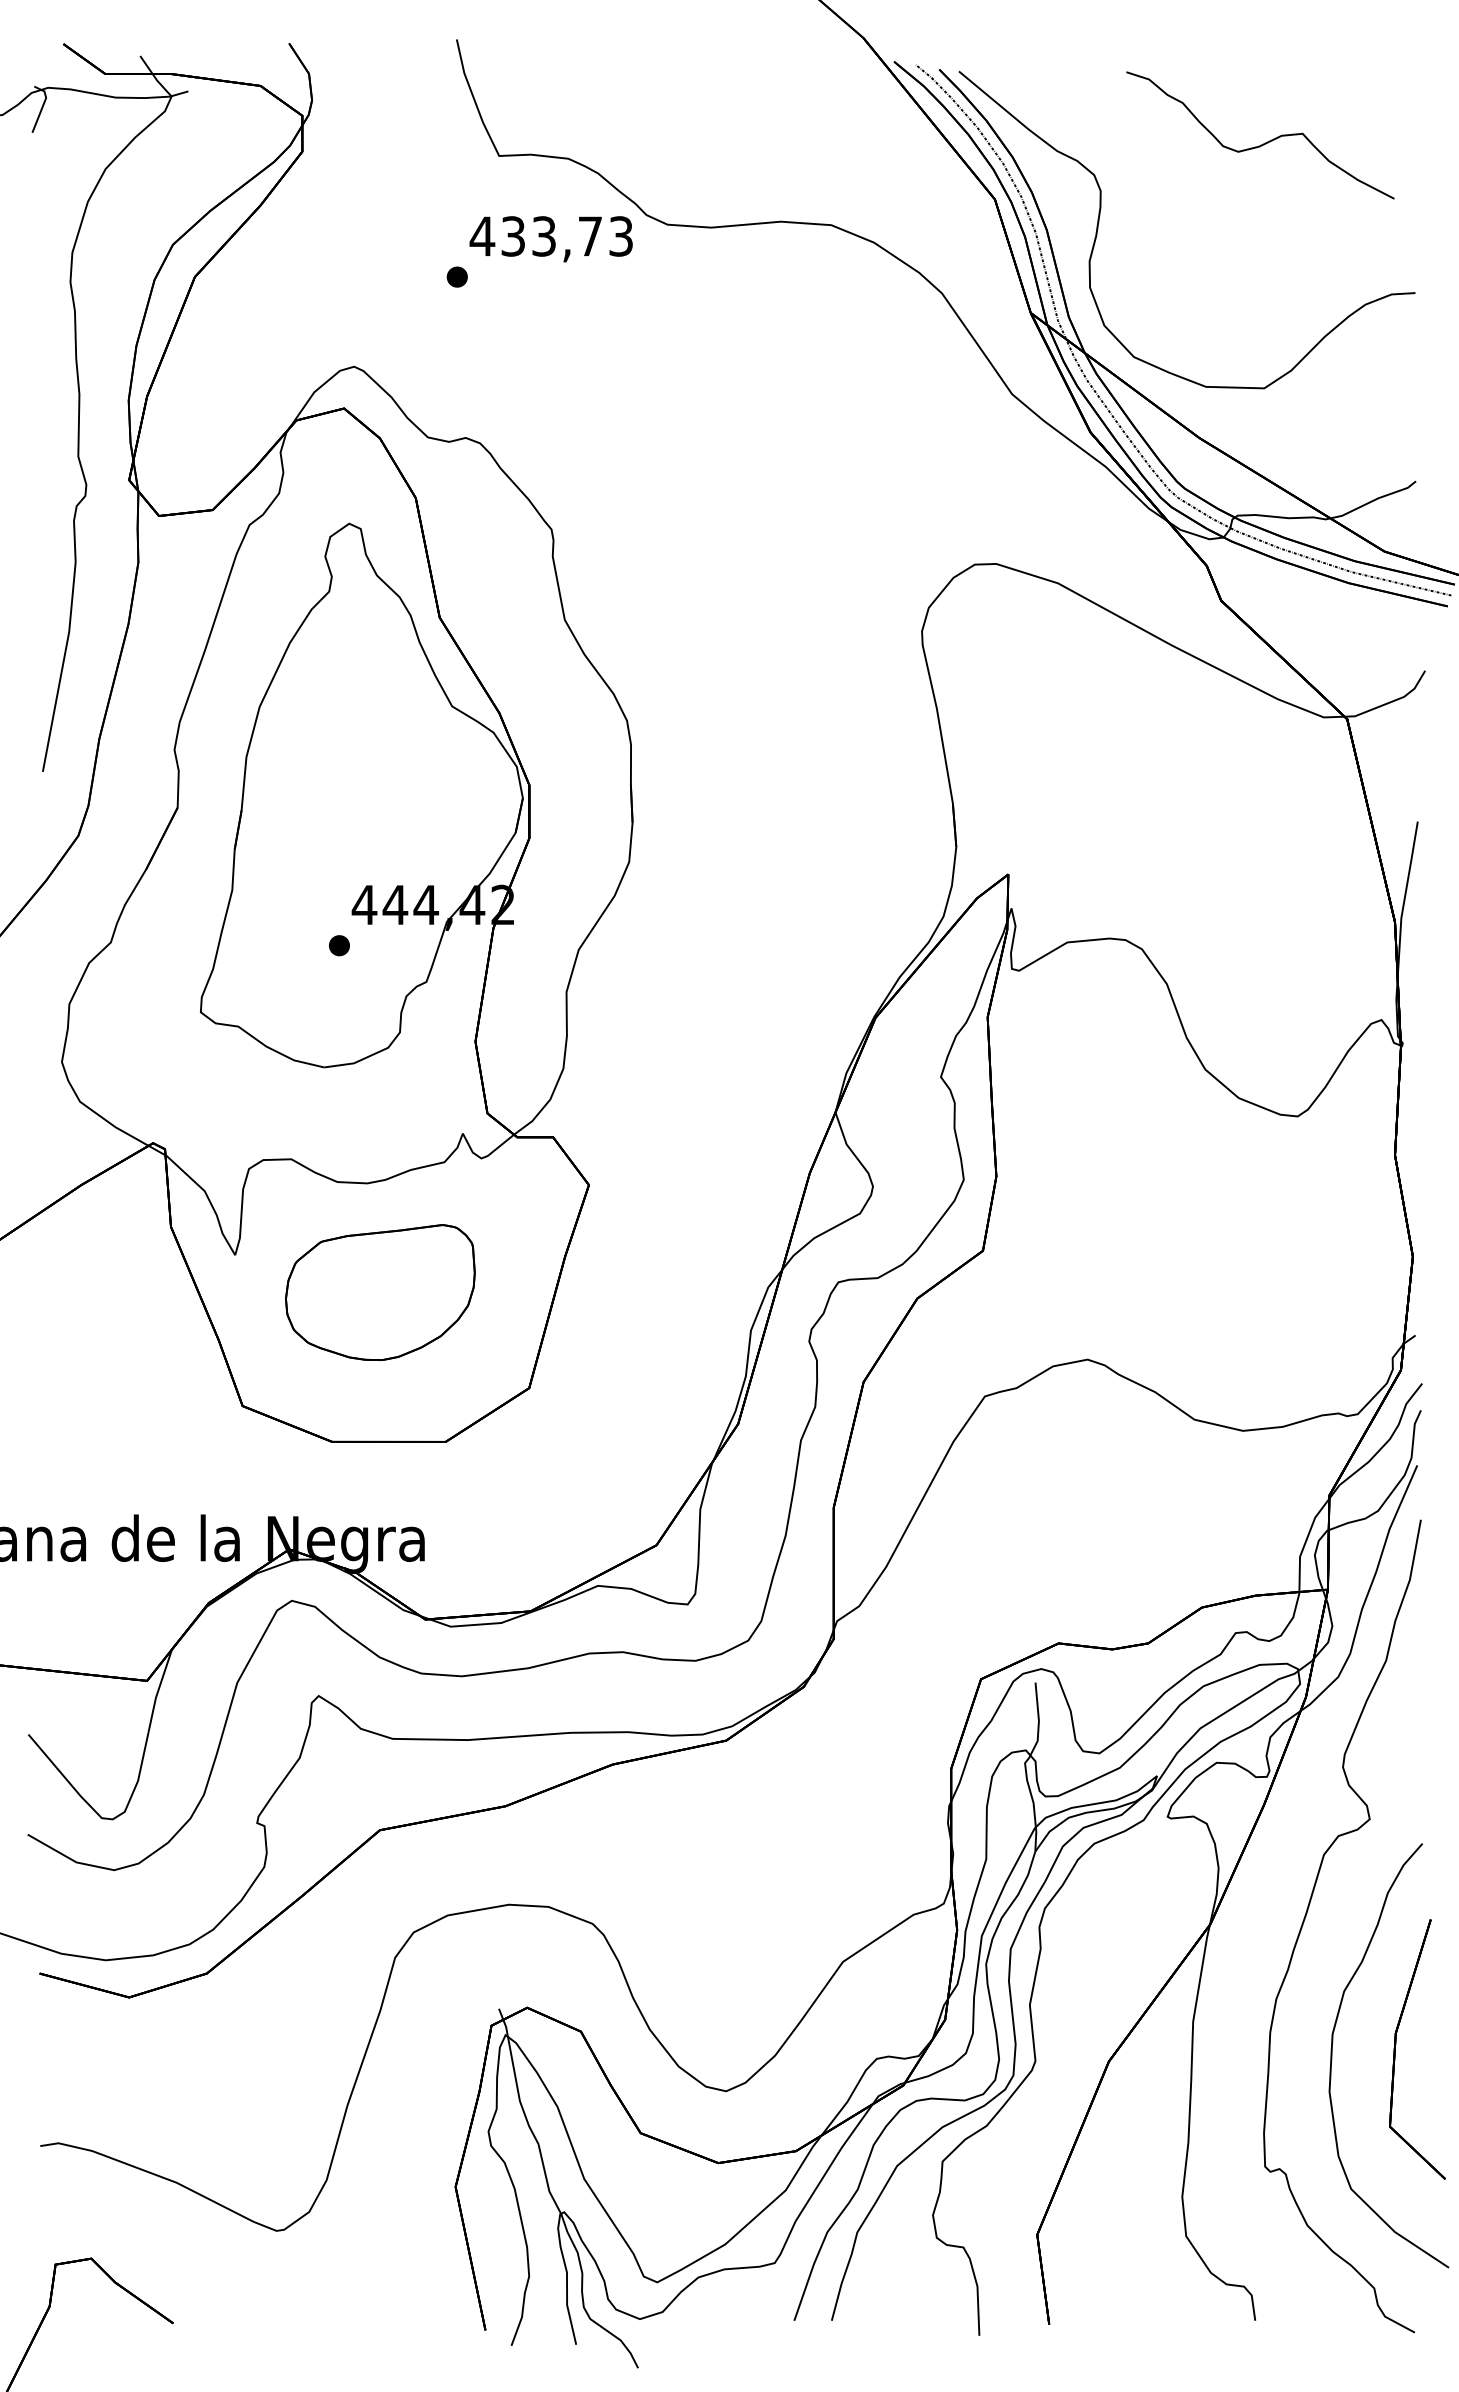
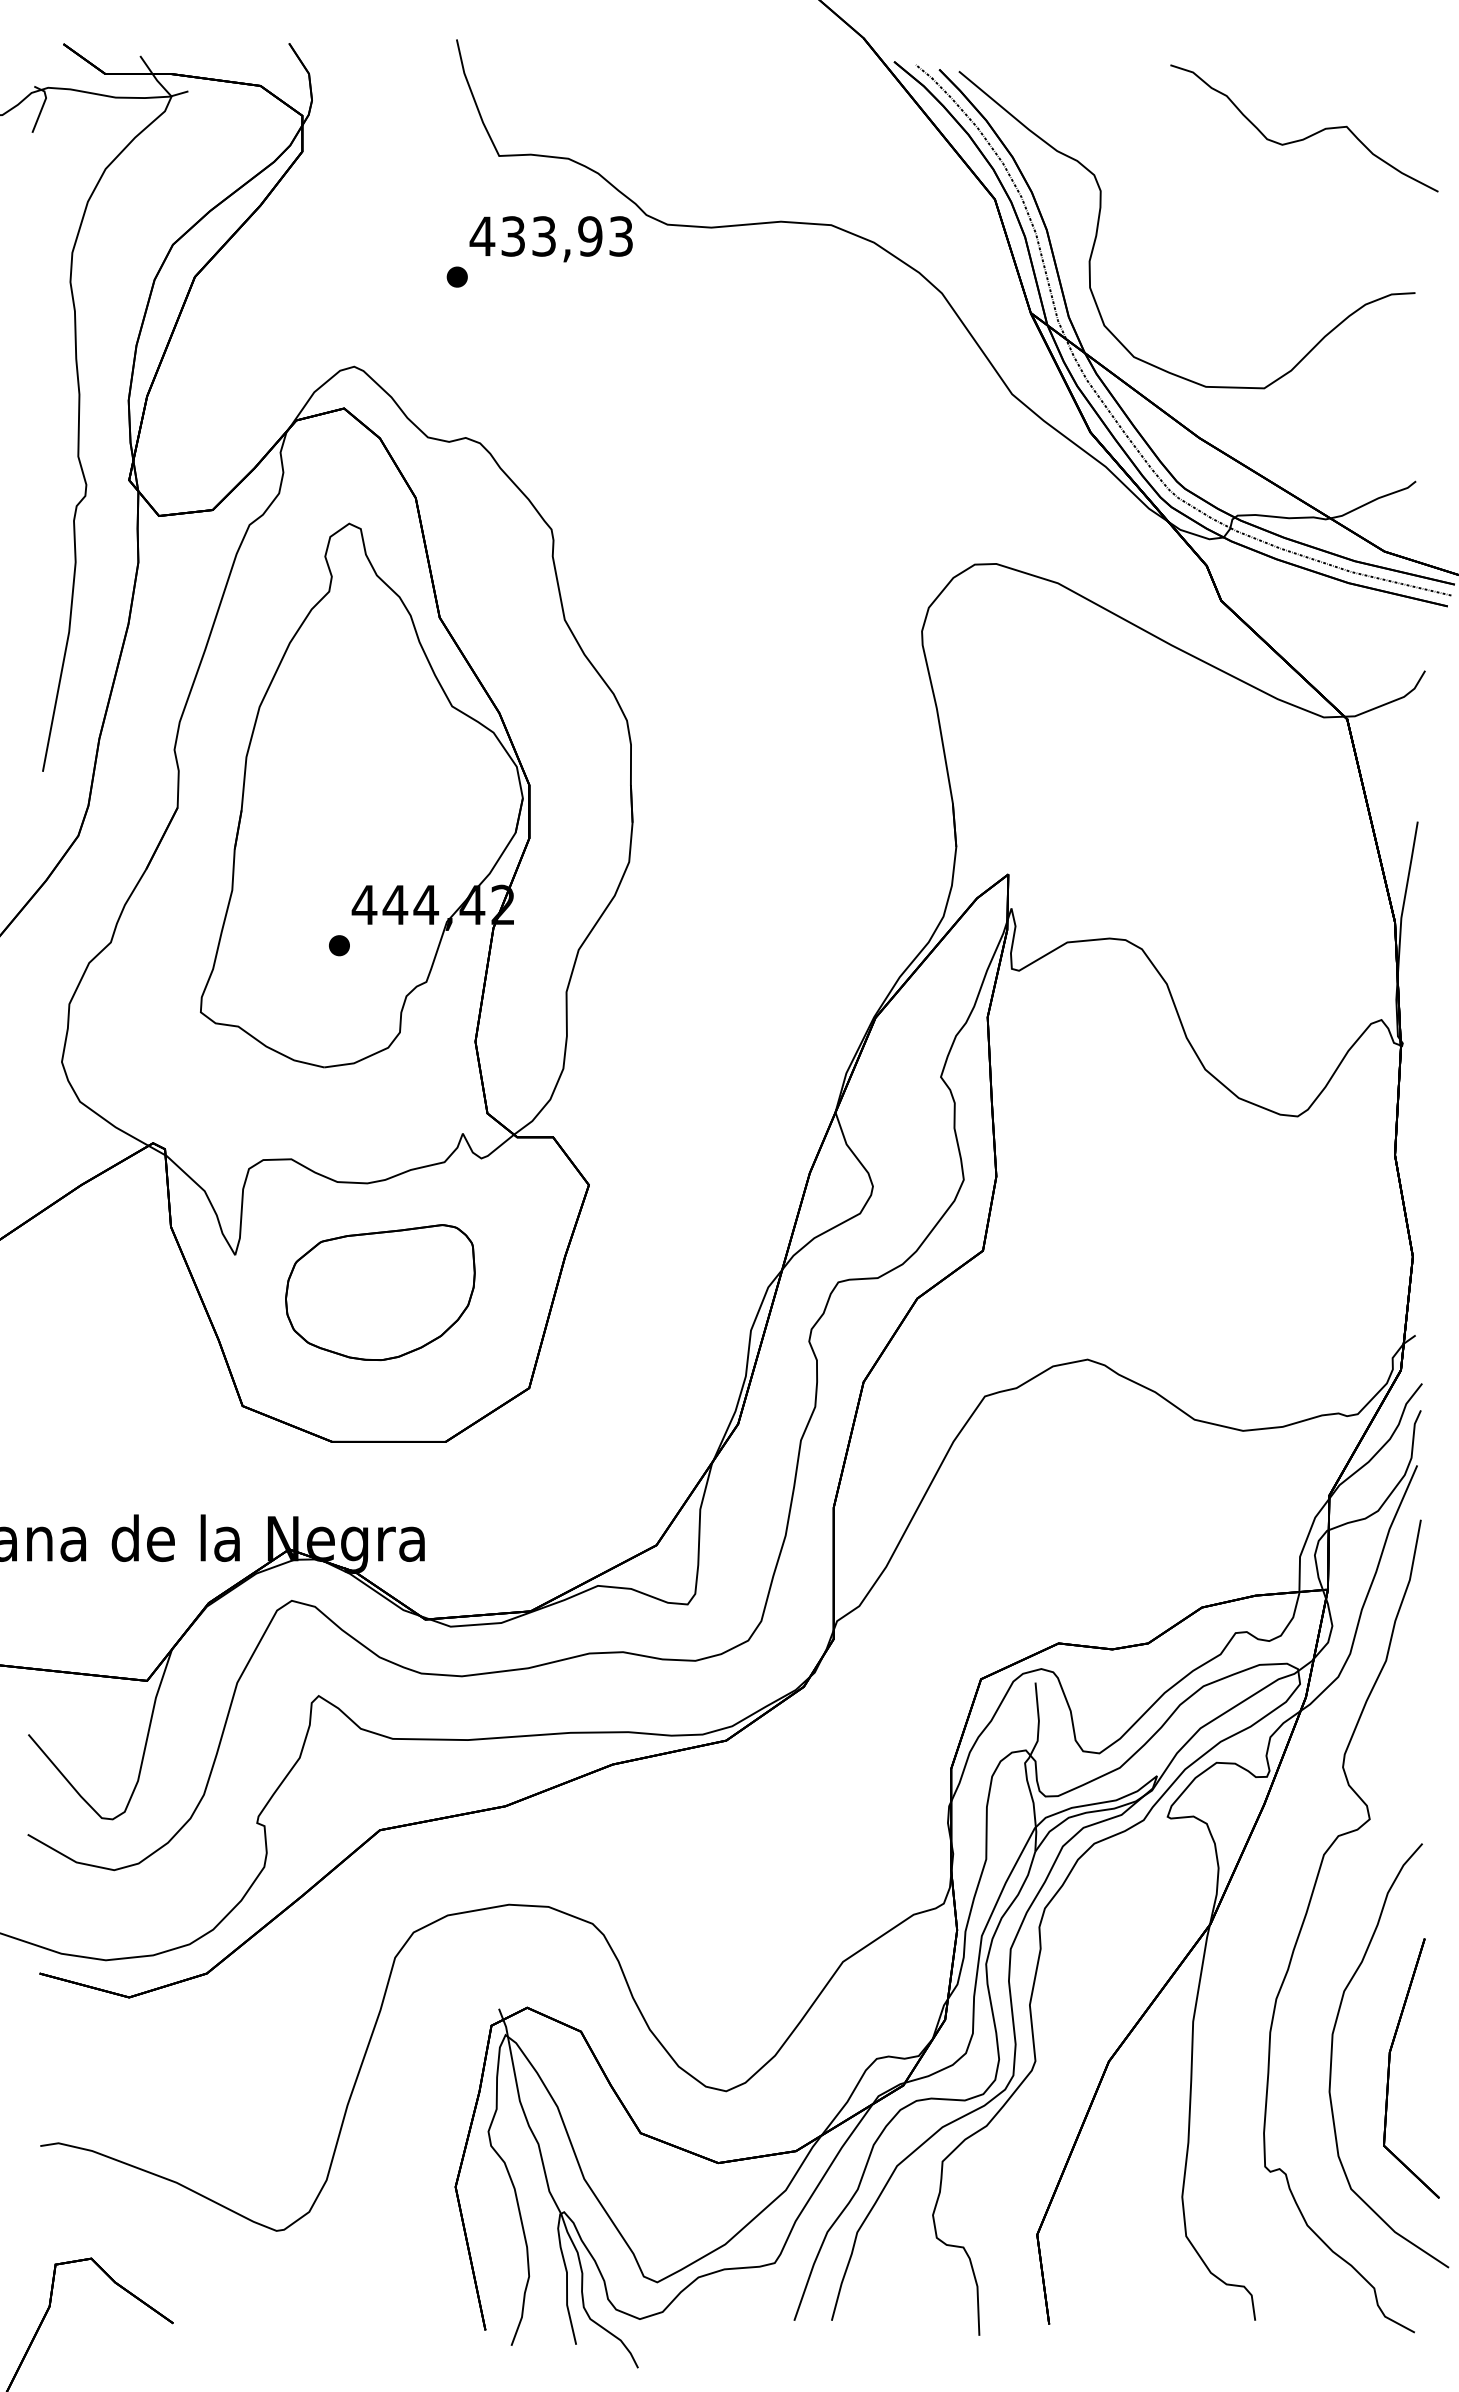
curve position: (1263, 143) -> (1307, 136) (1307, 136)
text: 433,73 -> 433,93 (590, 236)
part position: (1396, 2044) -> (1390, 2063) (1390, 2063)
